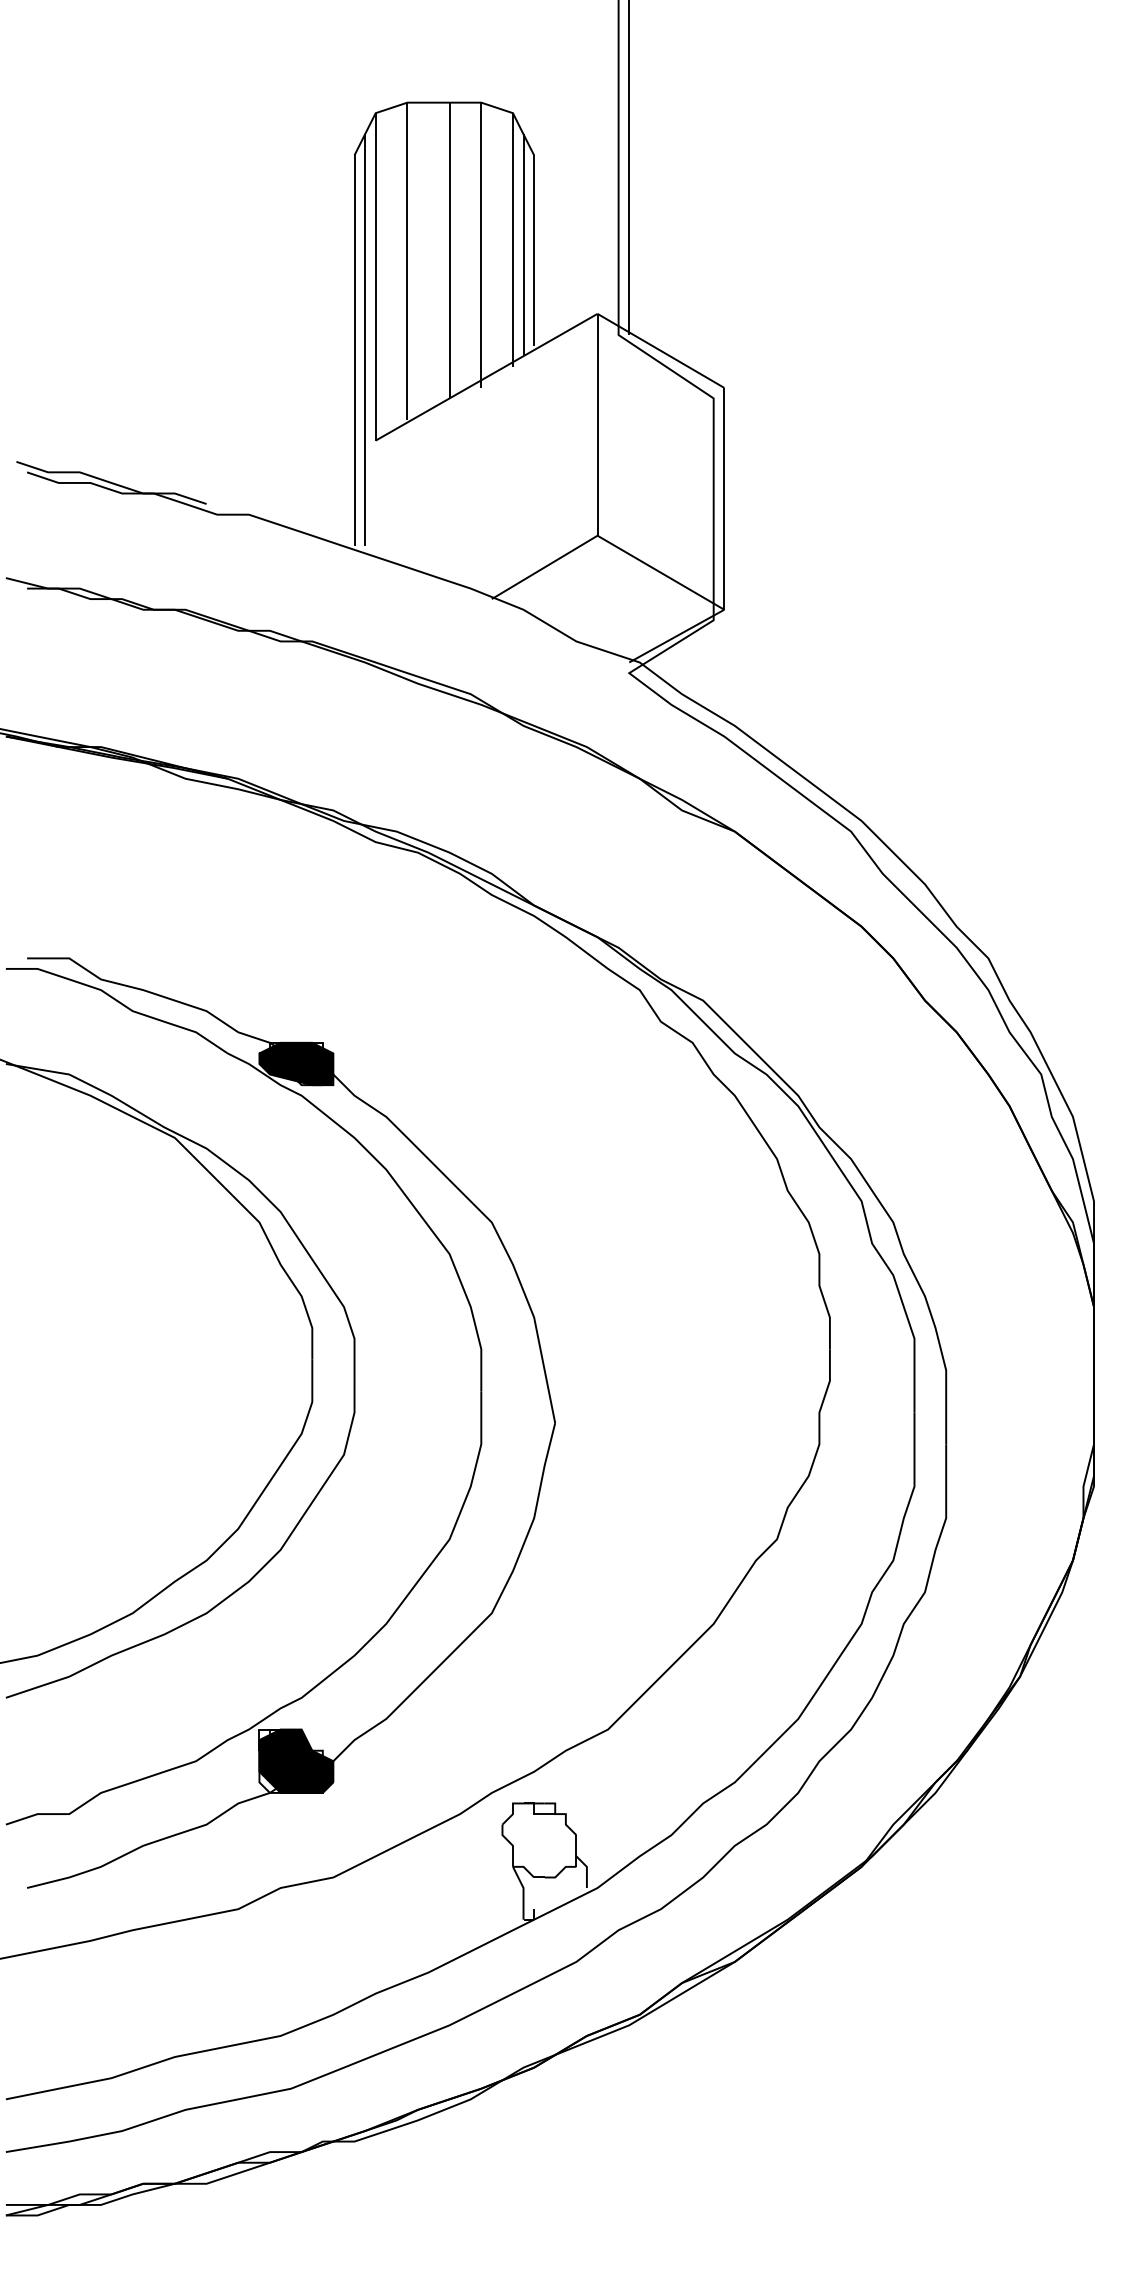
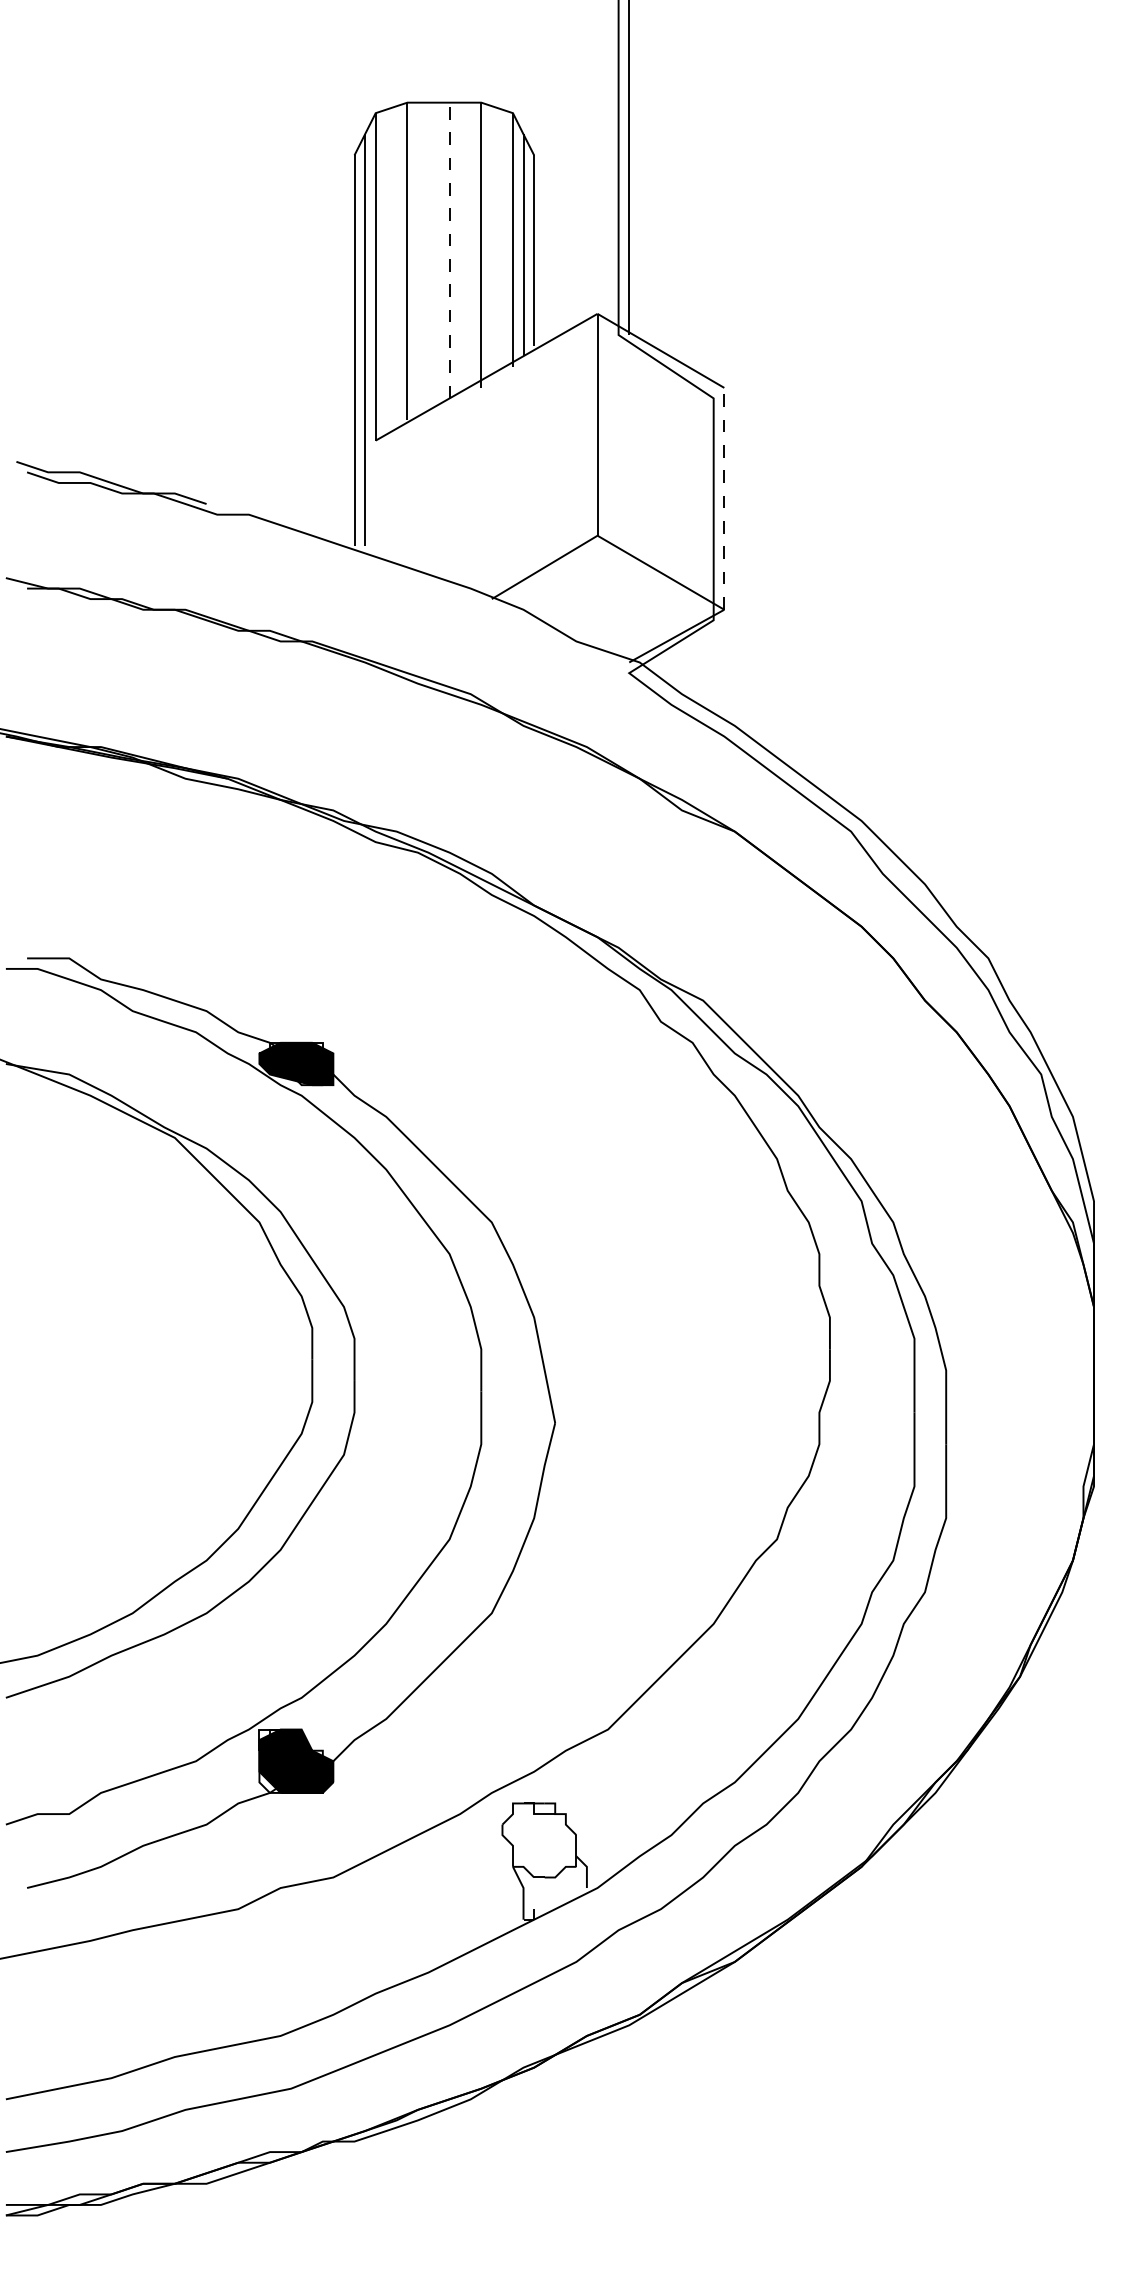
line: solid -> dashed (449, 250)
line: solid -> dashed (724, 498)
